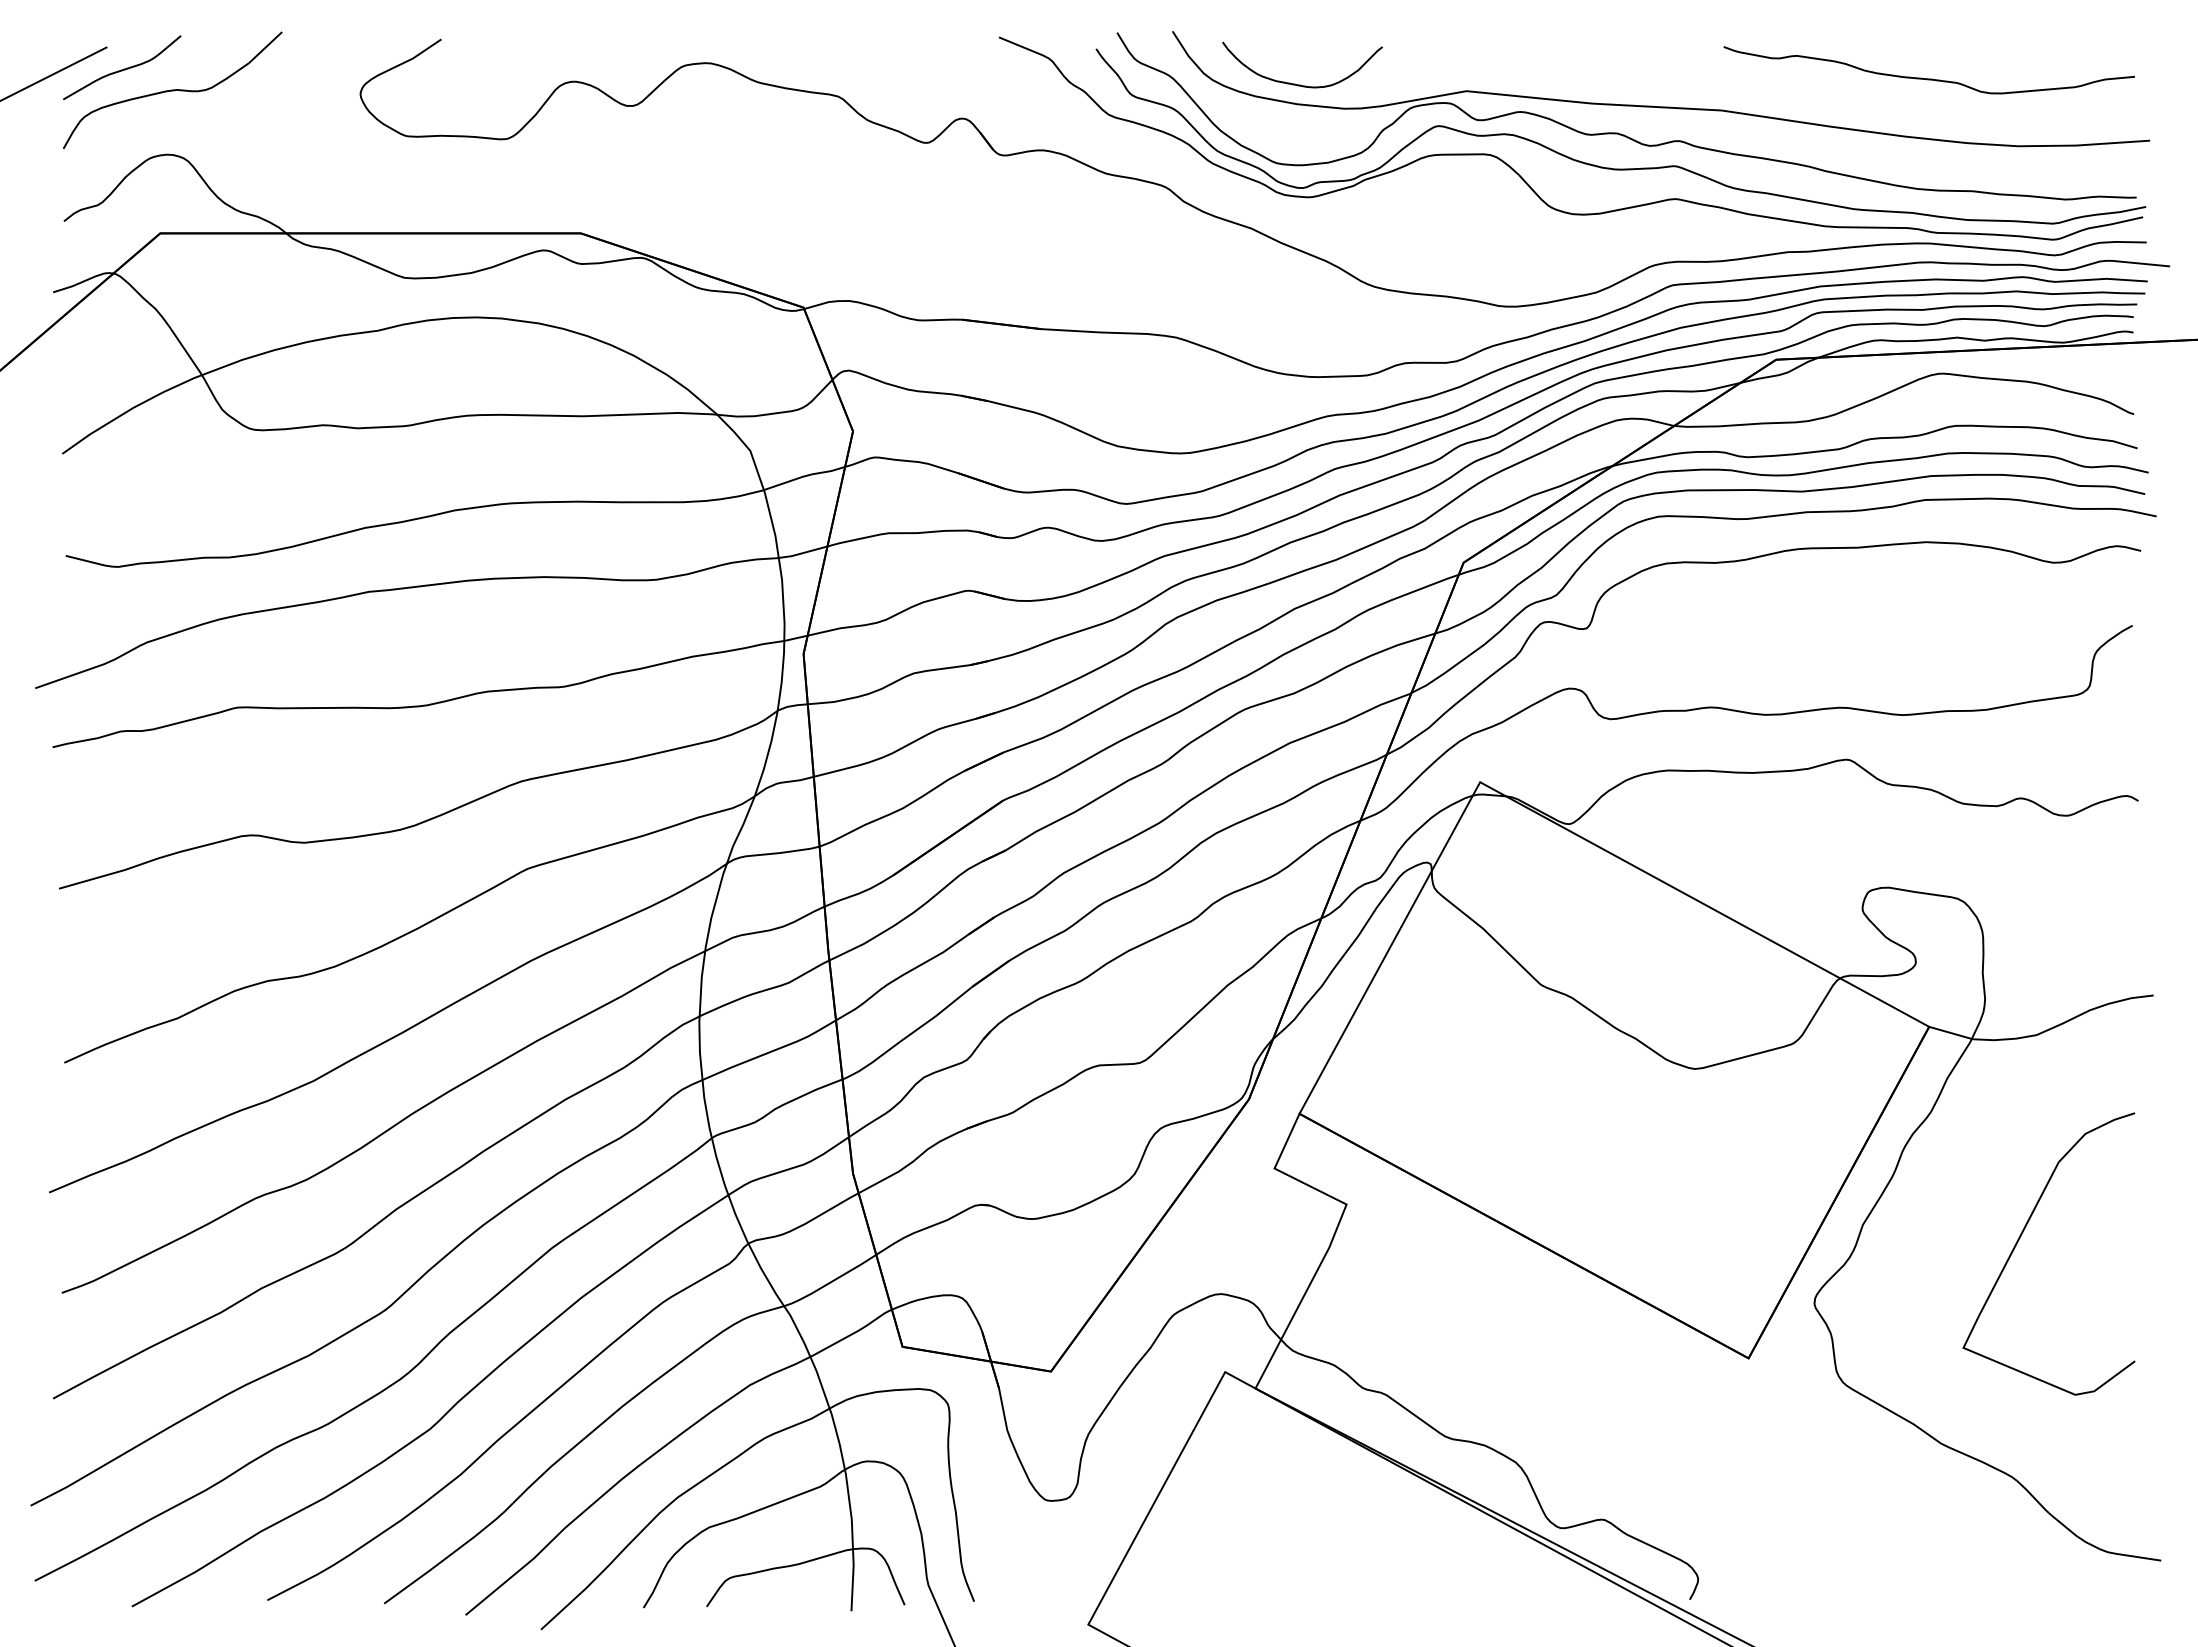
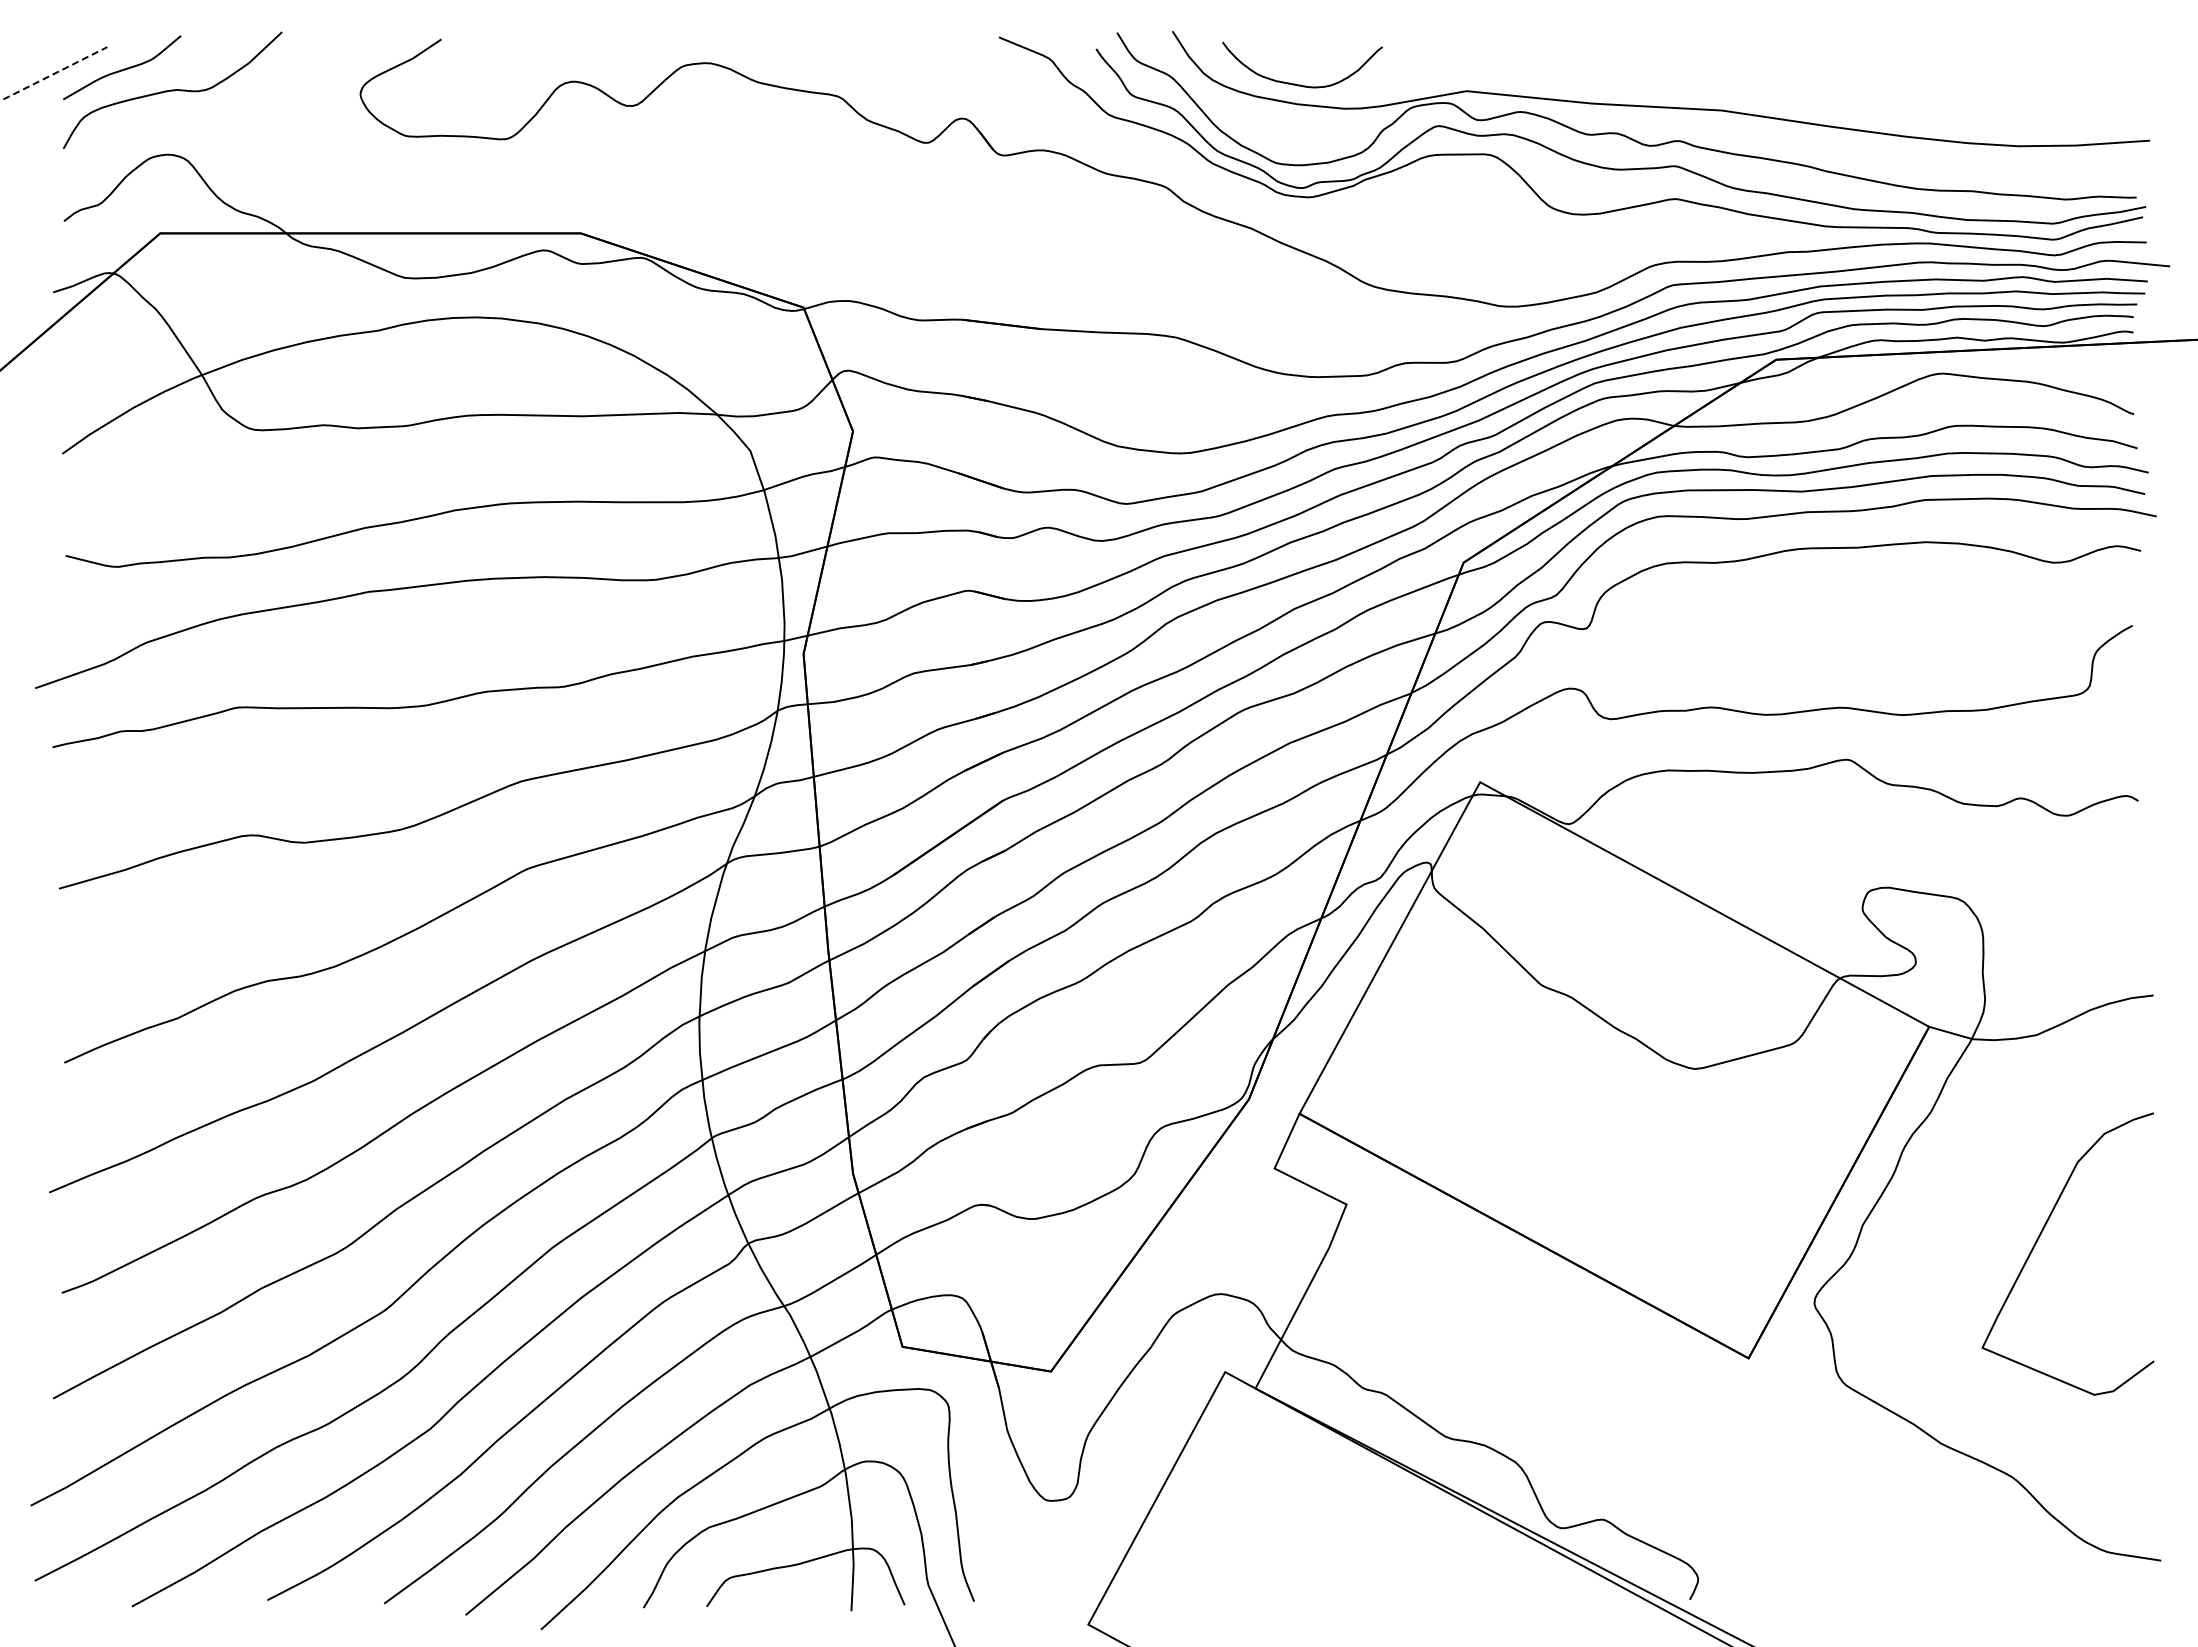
line: solid -> dashed (53, 74)
curve: present -> none (1928, 78)
curve position: (2020, 1238) -> (2039, 1238) (2039, 1238)
